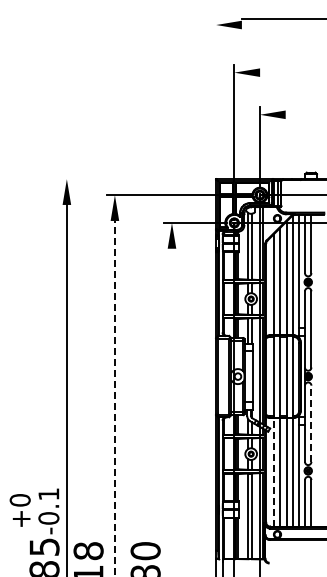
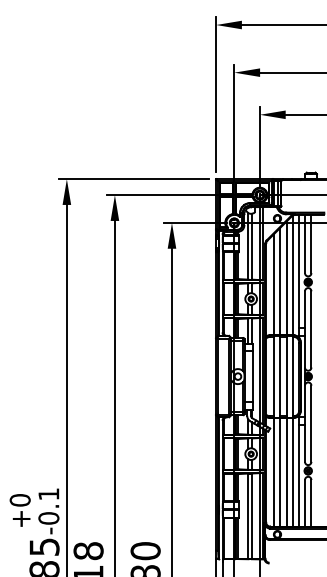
line position: (282, 19) -> (282, 25) (282, 25)
line: none -> present (291, 72)
line: none -> present (216, 94)
line: none -> present (304, 114)
line: none -> present (134, 179)
line: dashed -> solid (114, 398)
line: none -> present (171, 410)
line: dashed -> solid (311, 423)
line: dashed -> solid (273, 471)
